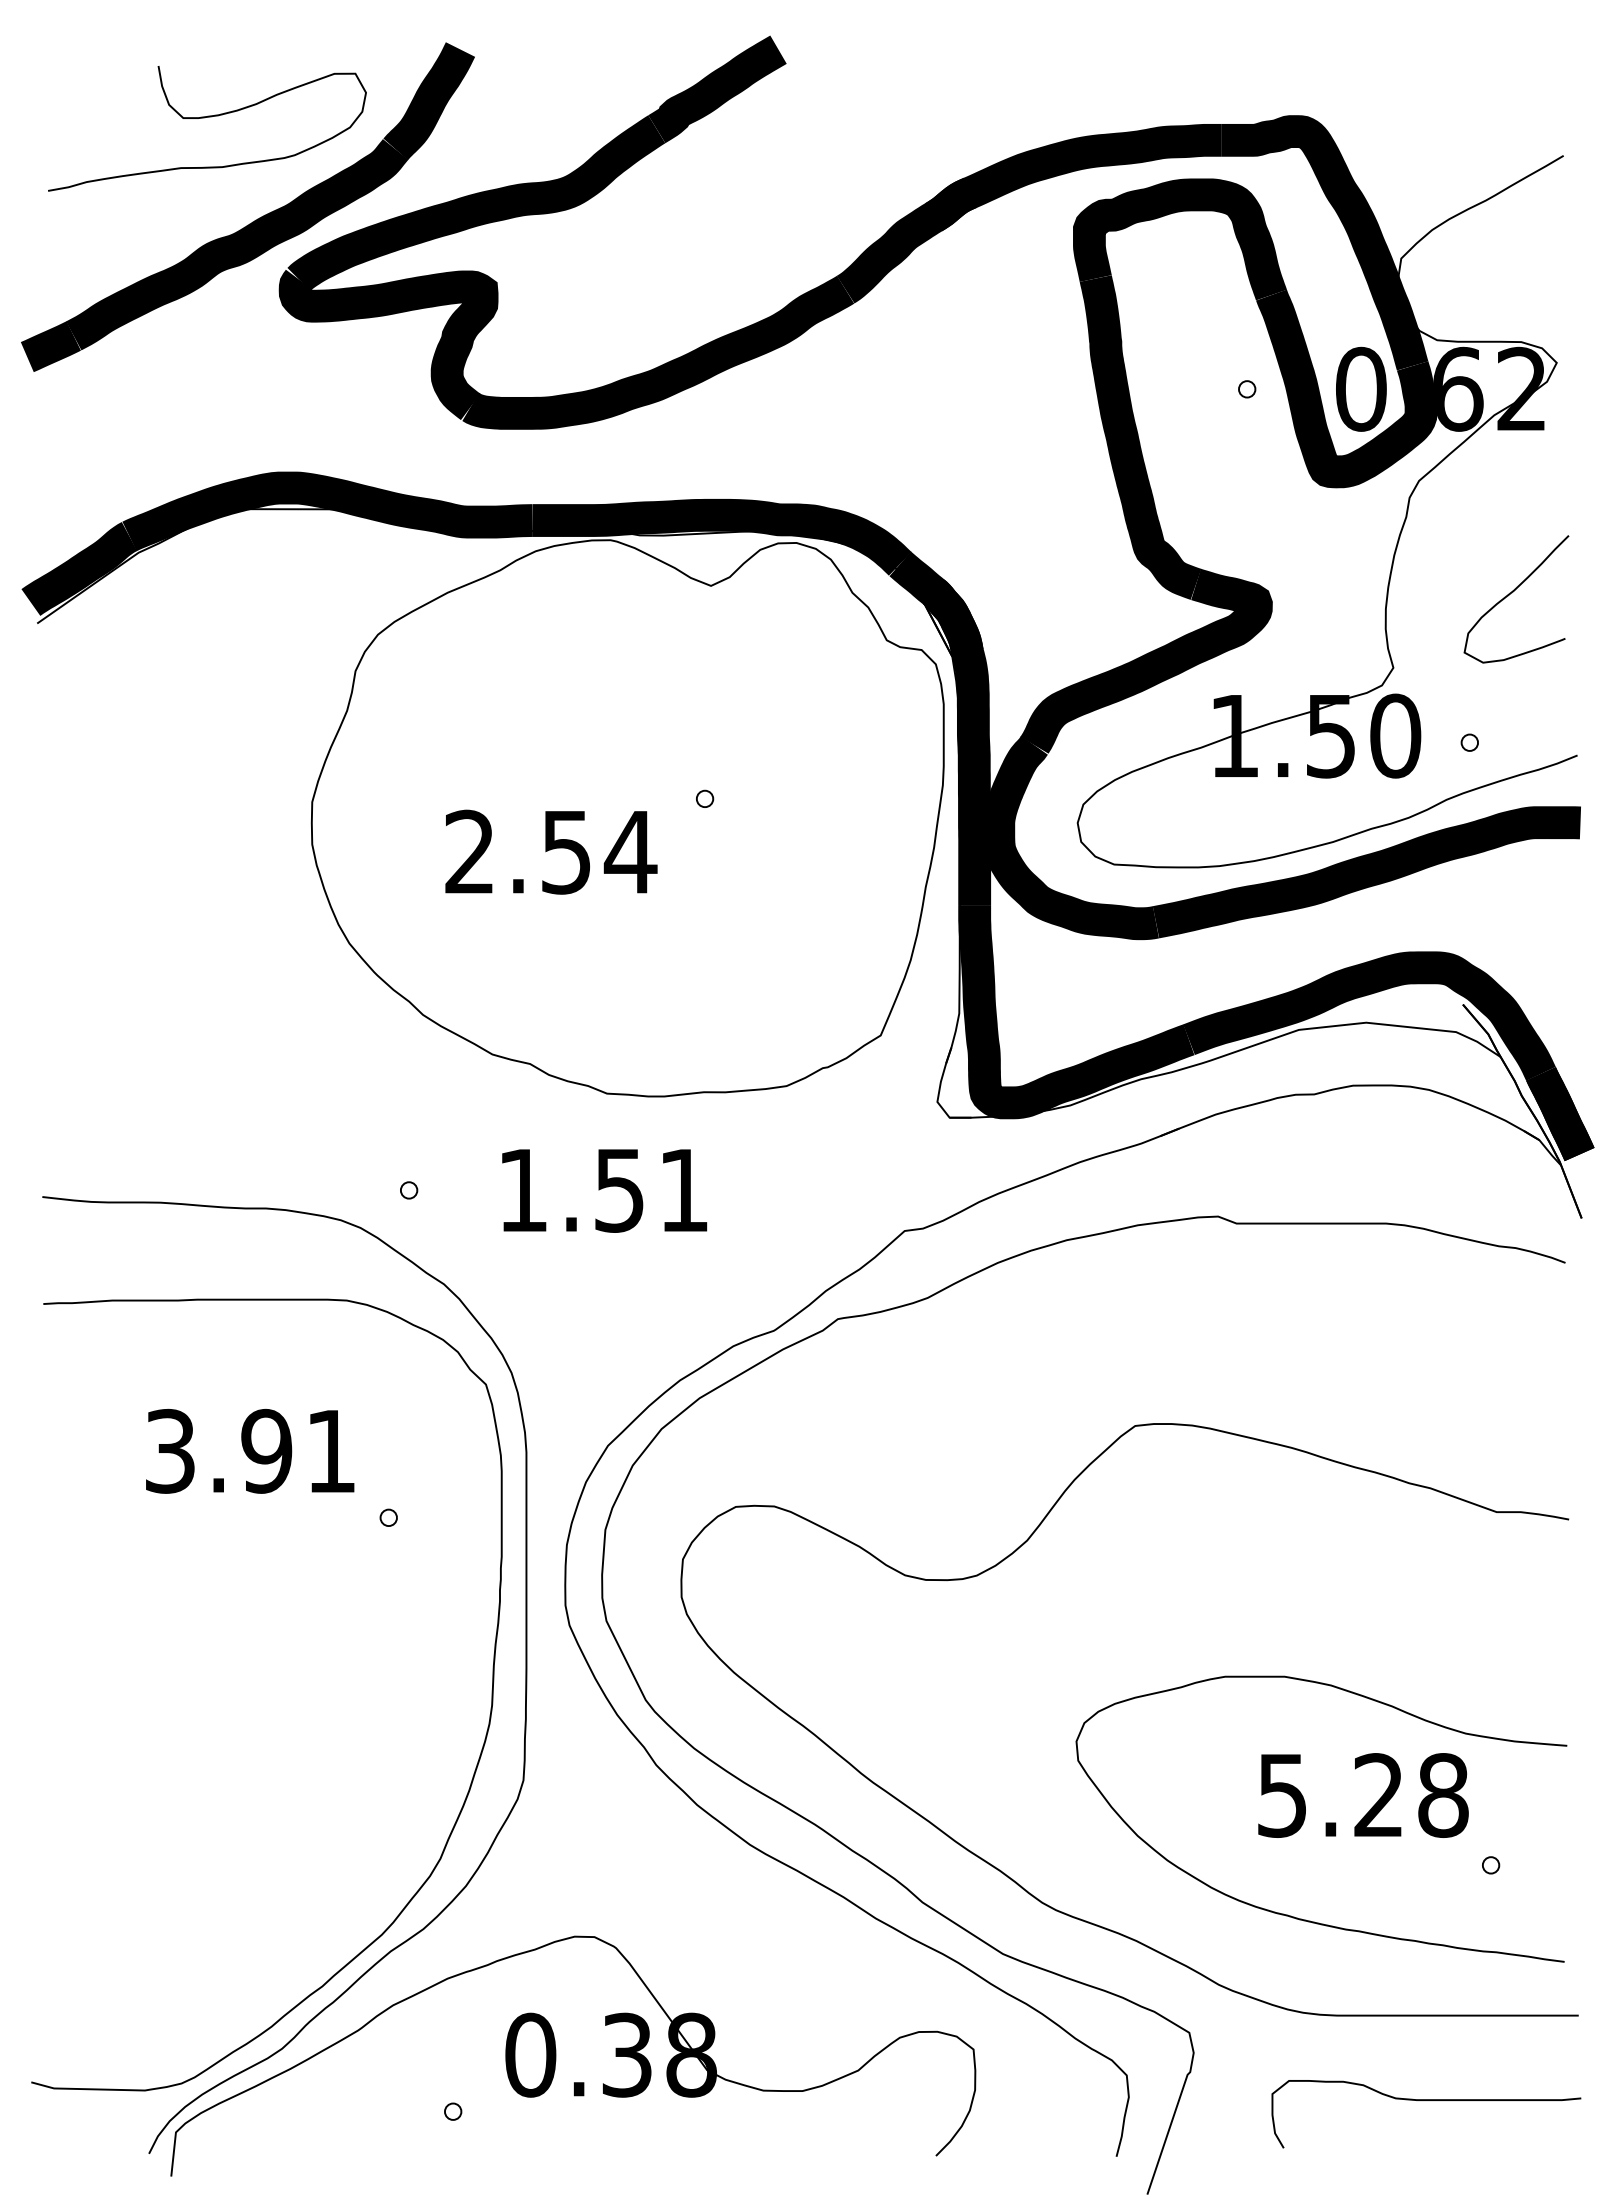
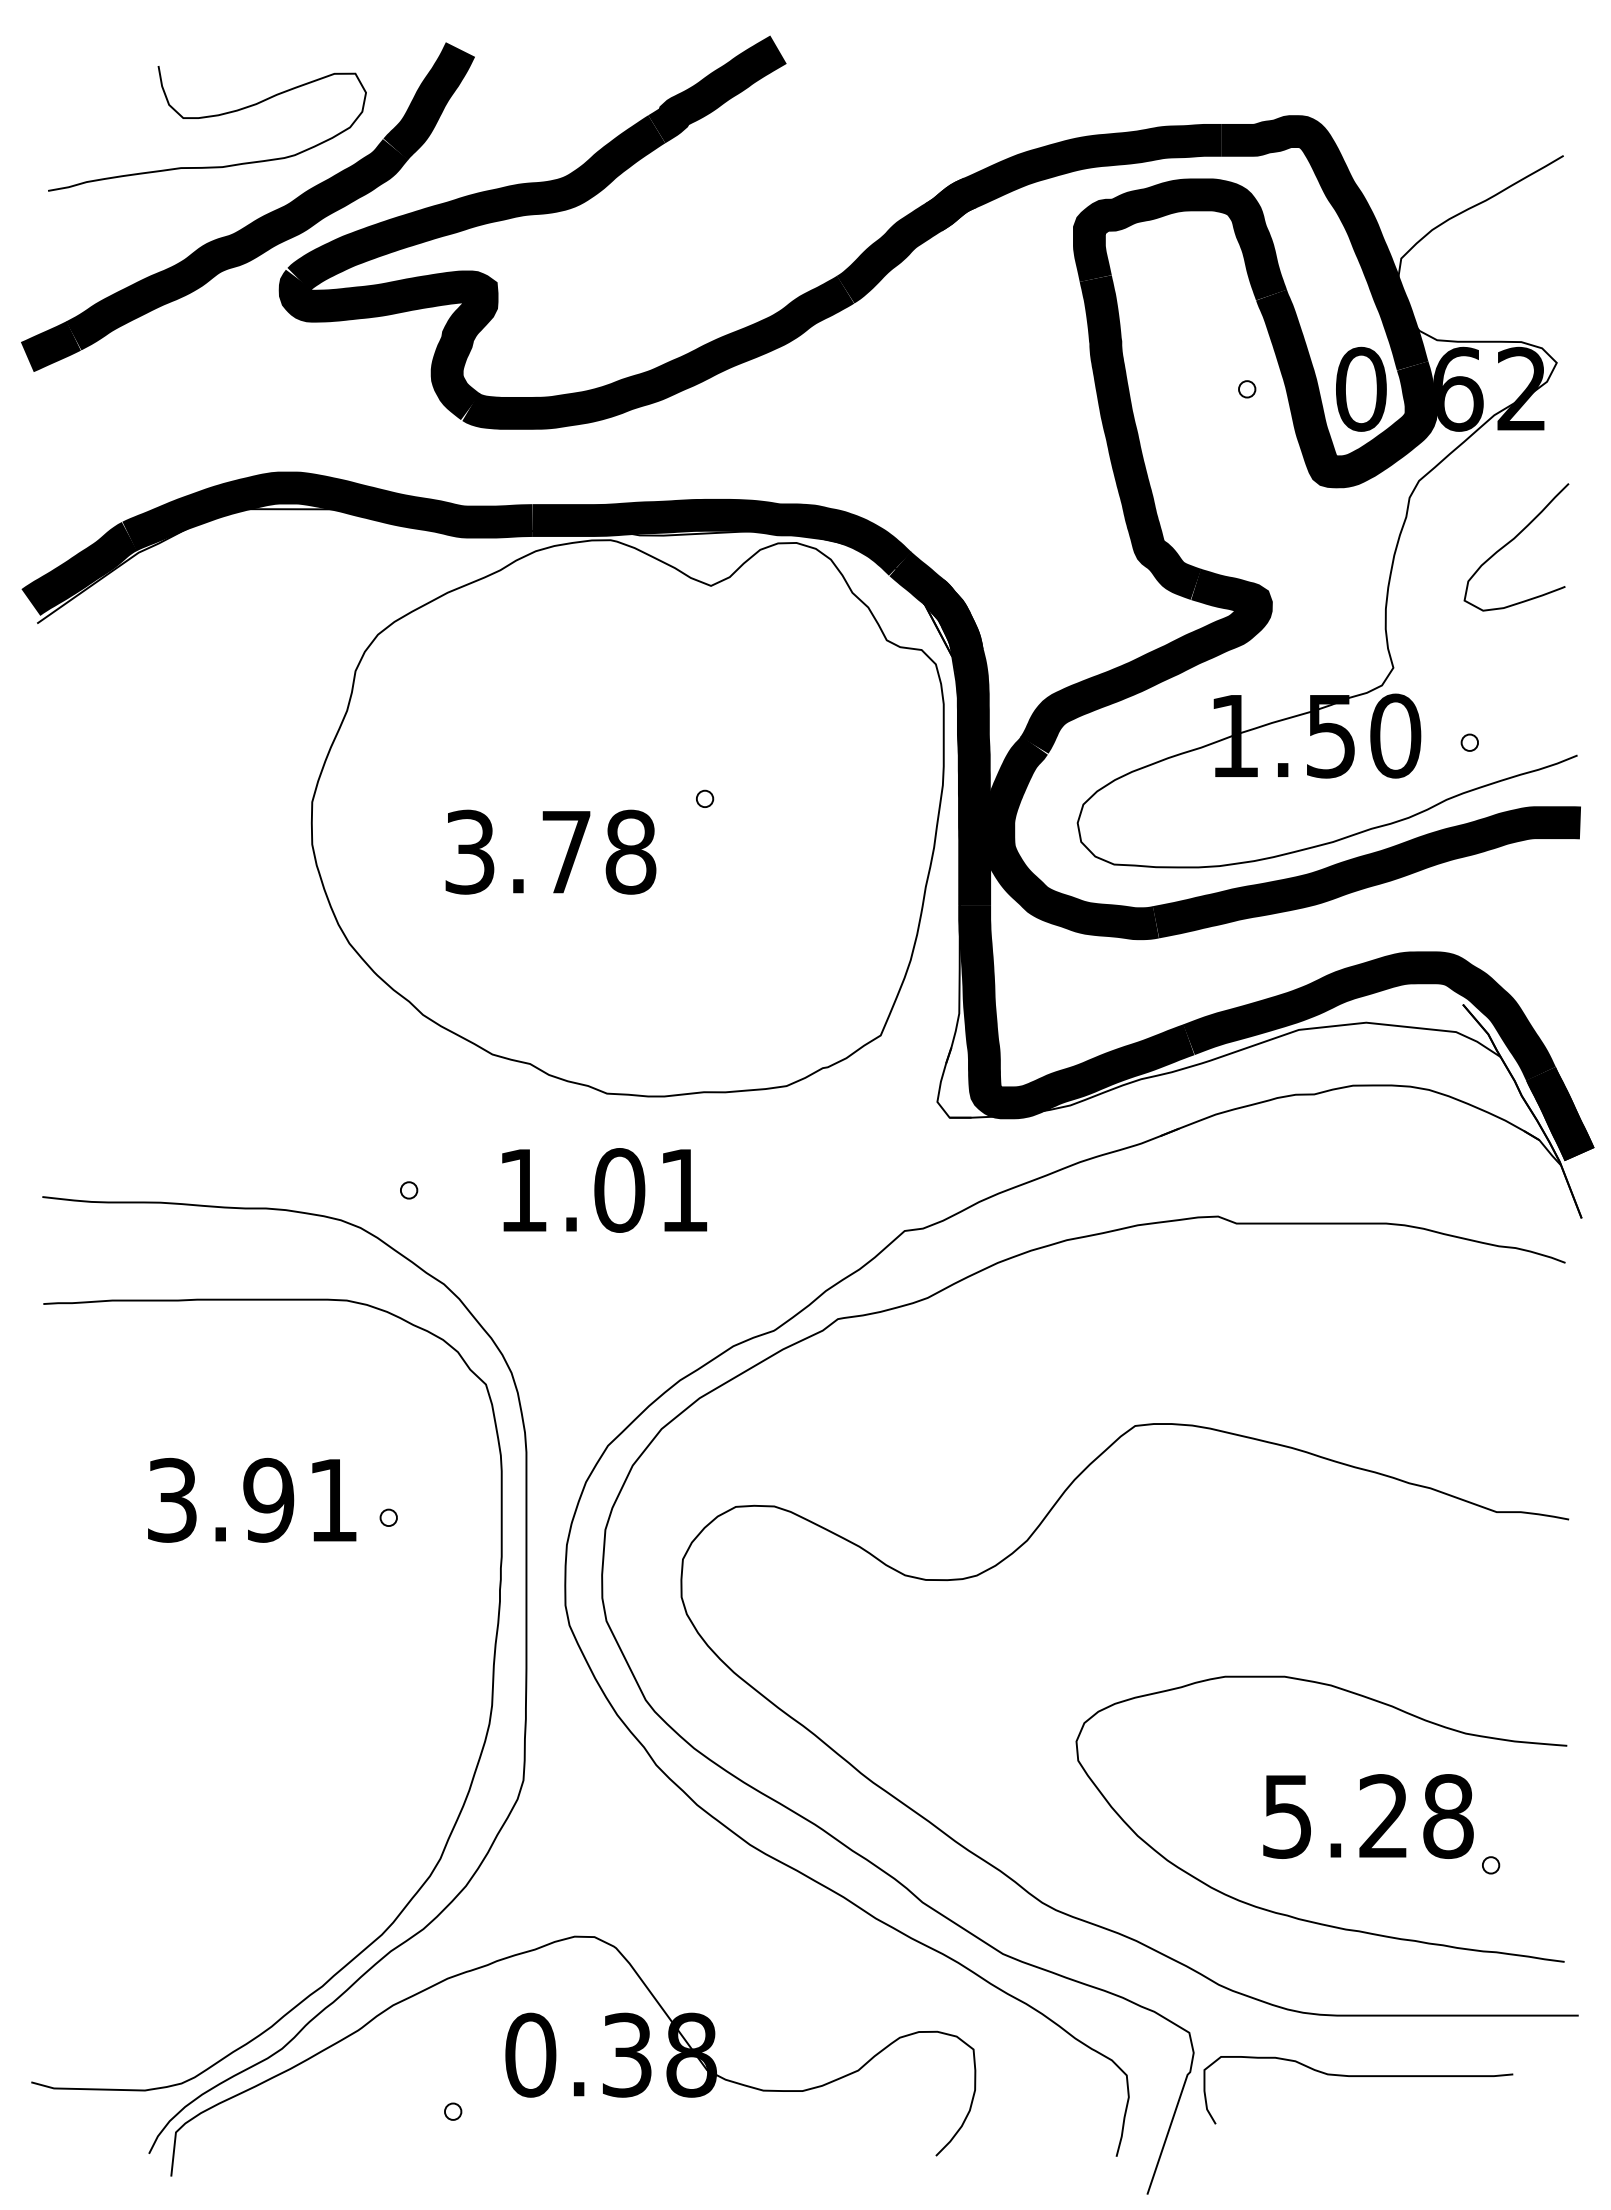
curve position: (1512, 593) -> (1512, 541) (1512, 541)
text: 2.54 -> 3.78 (551, 851)
text: 1.51 -> 1.01 (619, 1190)
text position: (250, 1450) -> (252, 1499) (252, 1499)
text position: (1363, 1795) -> (1368, 1816) (1368, 1816)
curve position: (1426, 2100) -> (1358, 2076) (1358, 2076)
